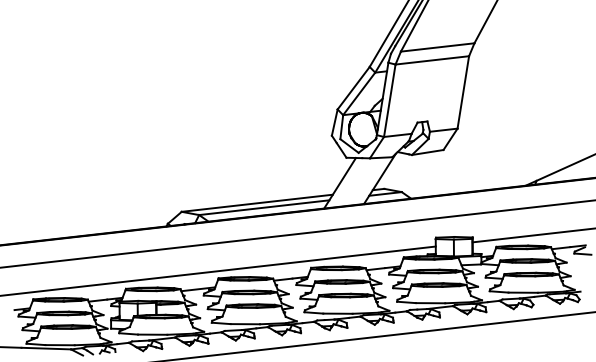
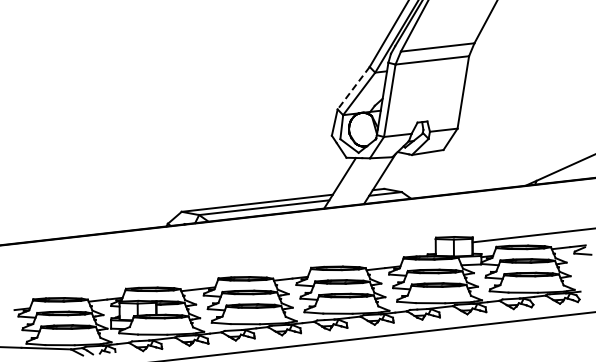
line: solid -> dashed (353, 88)
line: present -> none (297, 233)
line: present -> none (218, 270)
